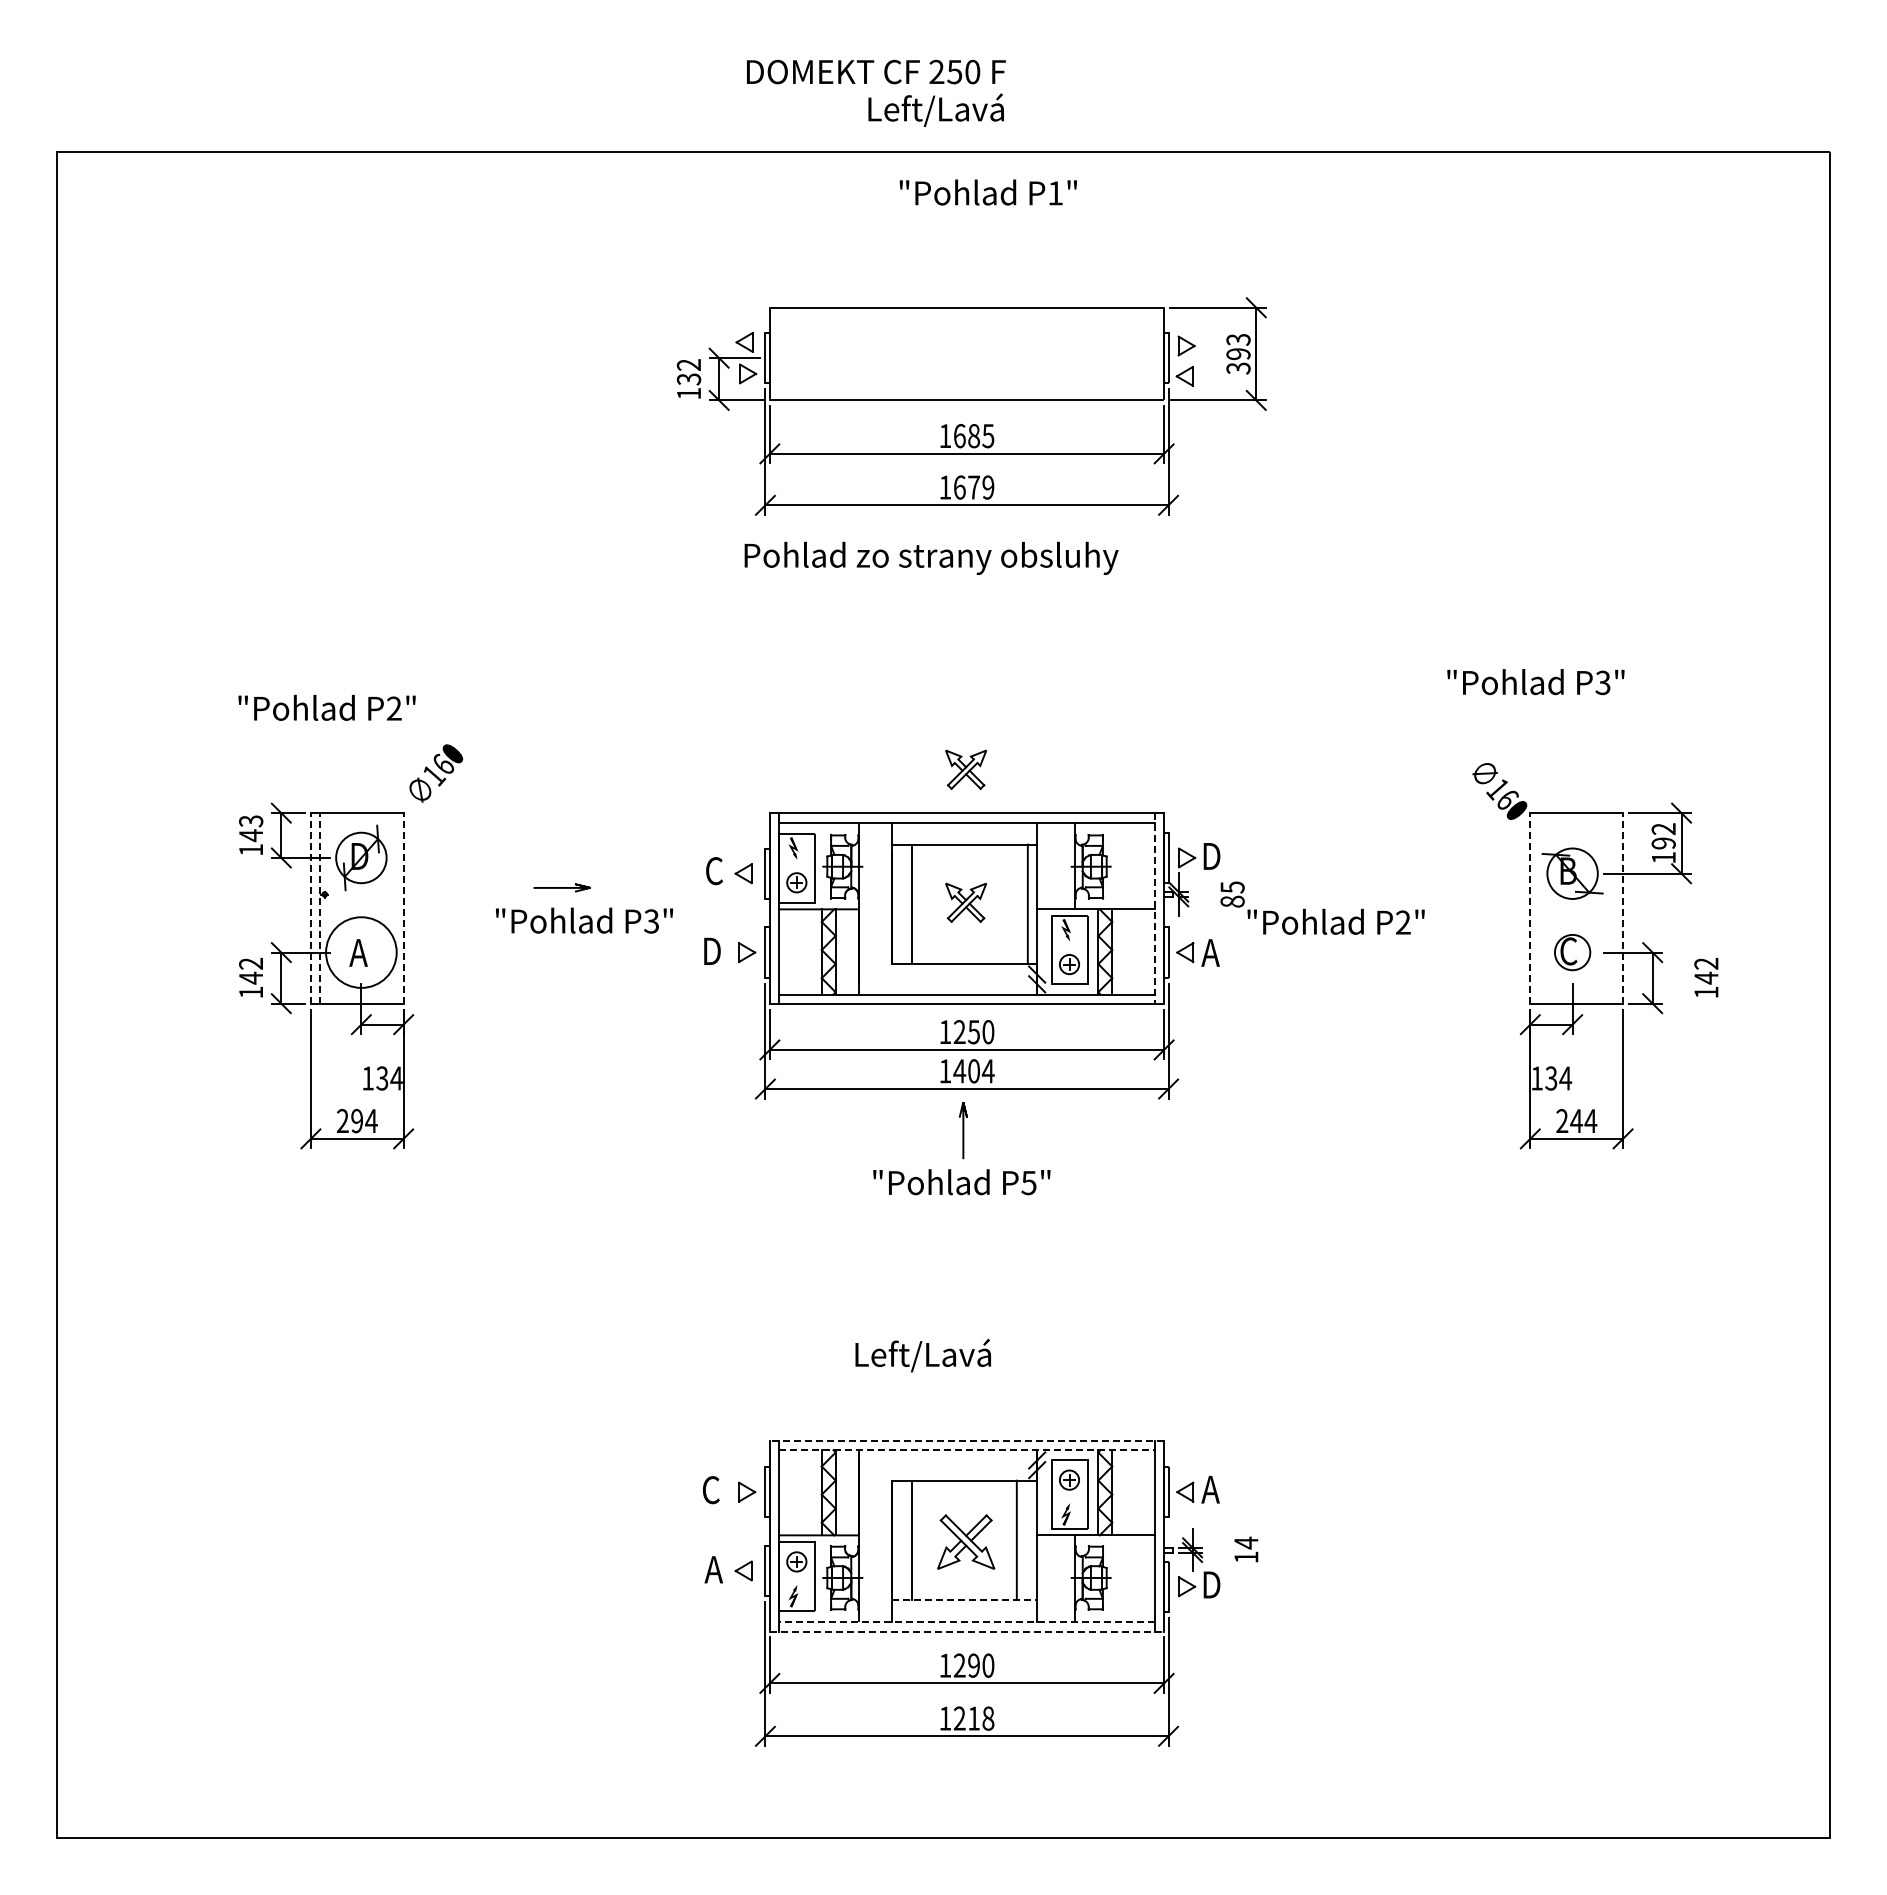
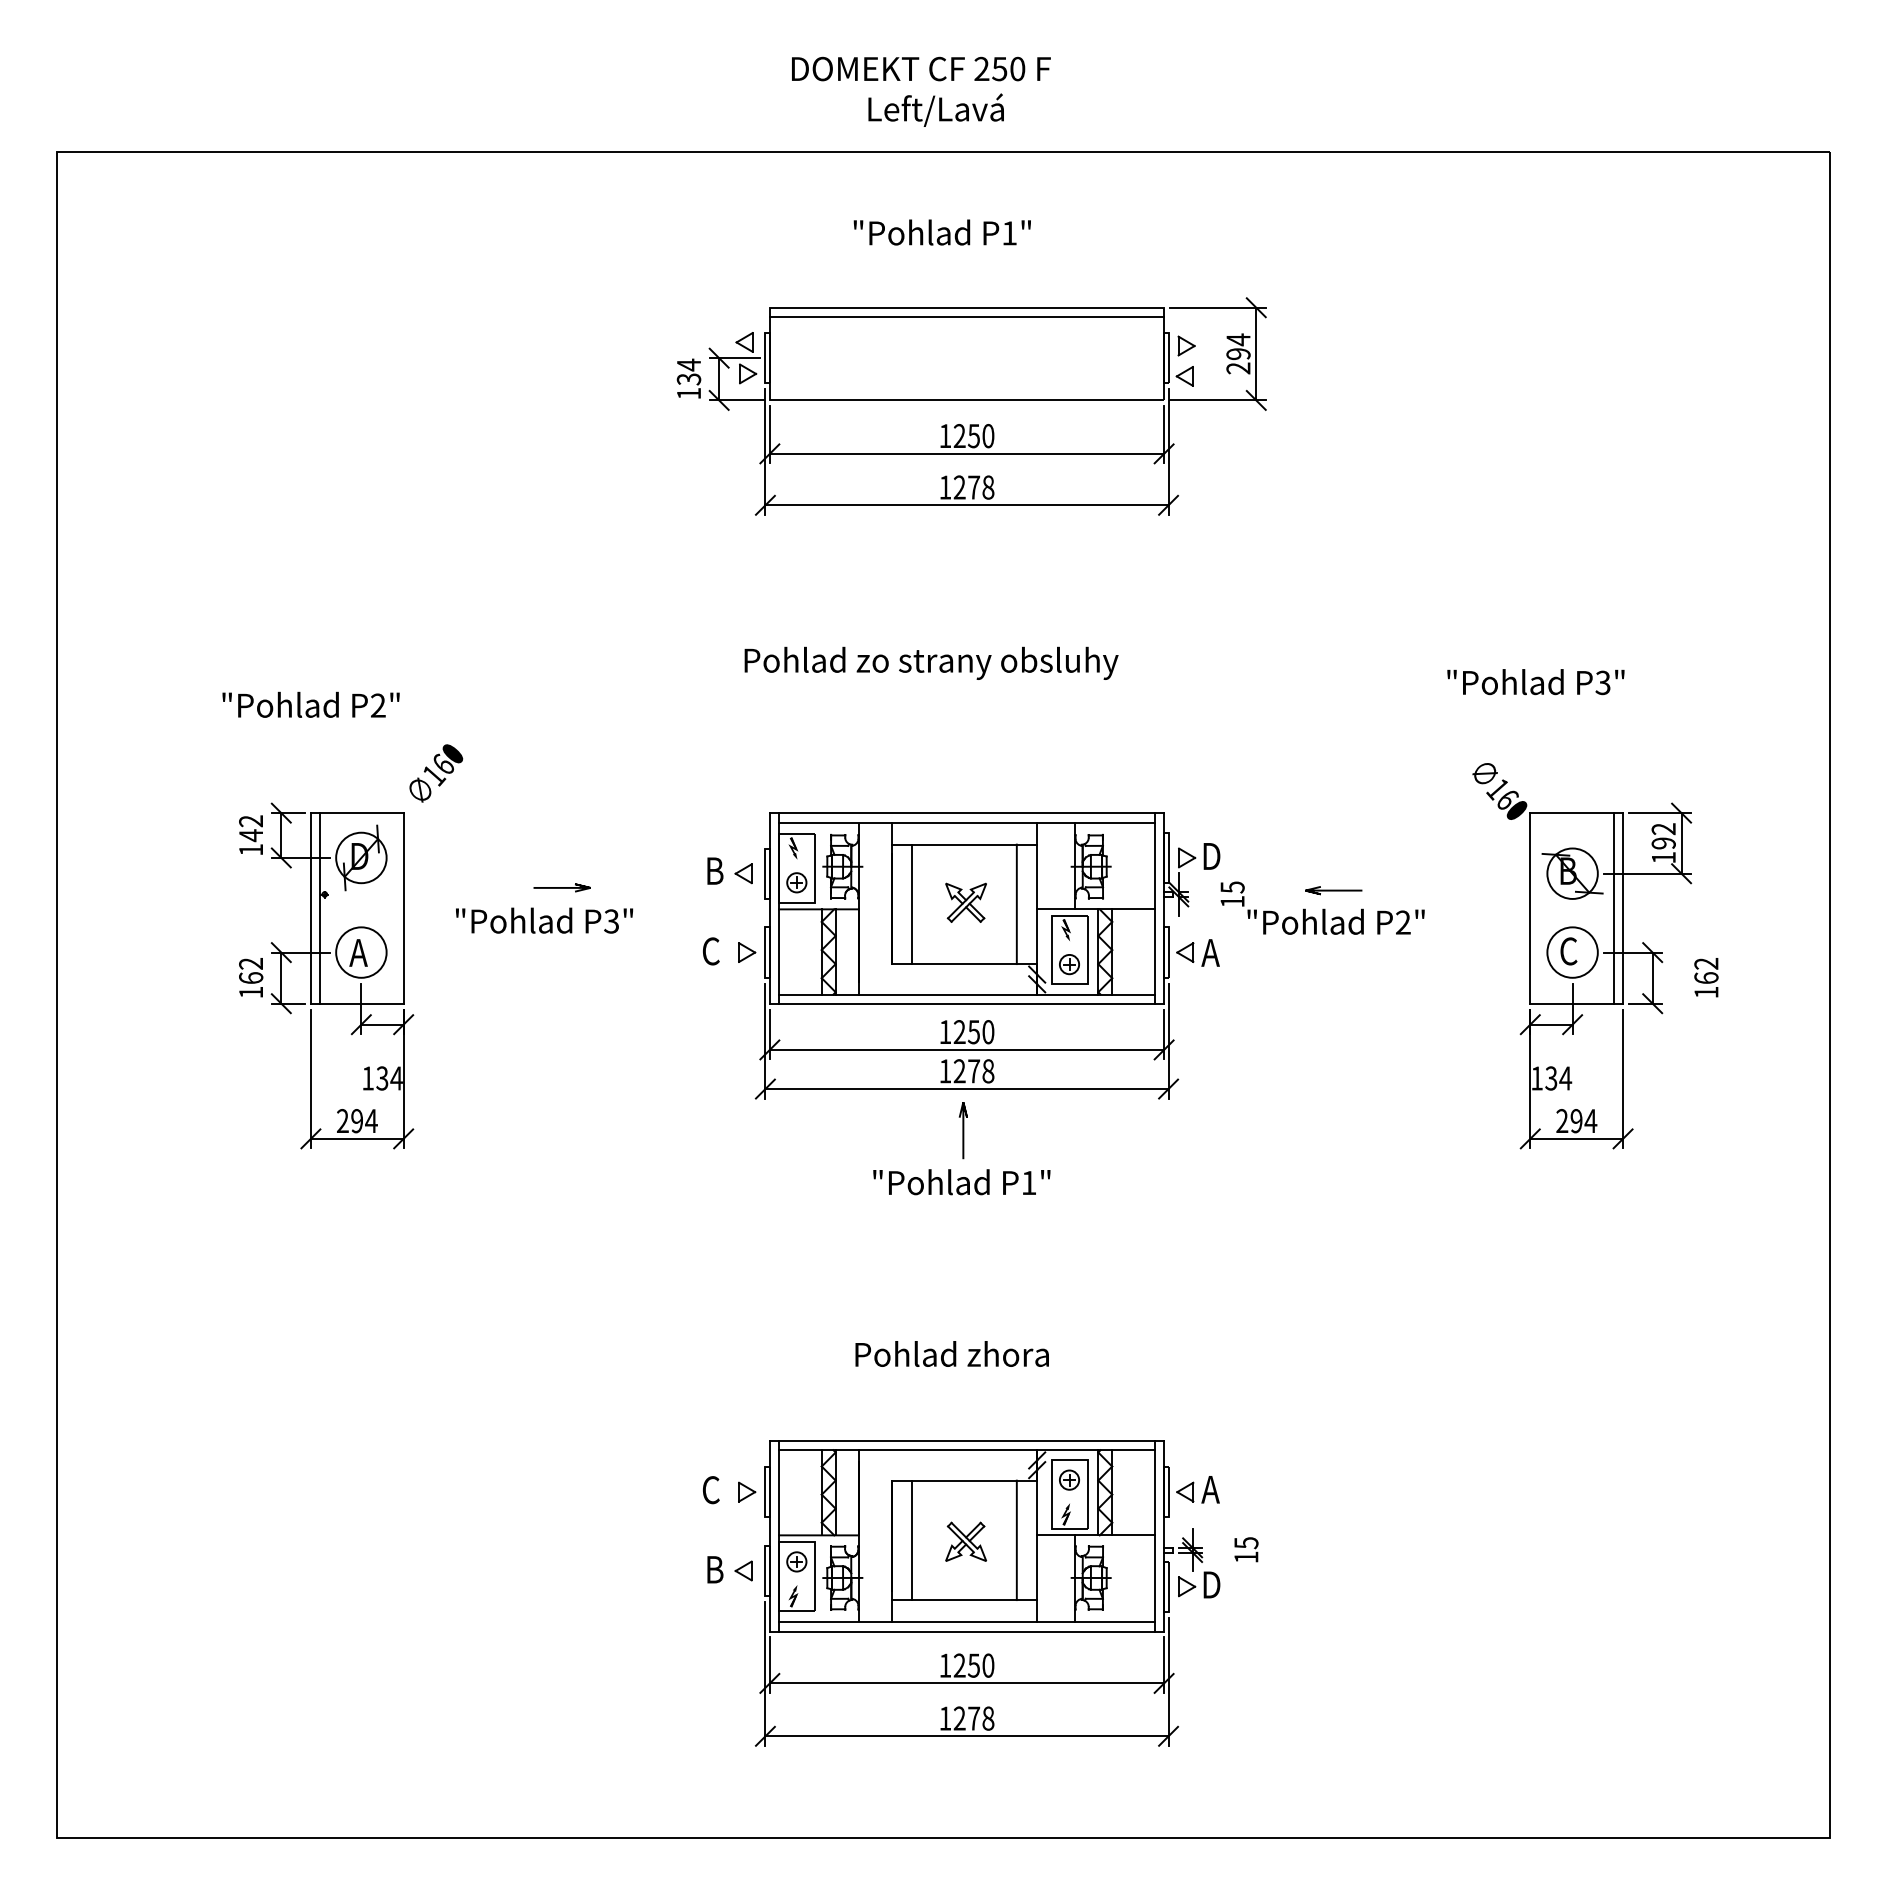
text position: (876, 71) -> (921, 68) (921, 68)
text position: (987, 192) -> (941, 232) (941, 232)
line: none -> present (966, 317)
text: 393 -> 294 (1238, 353)
text: 132 -> 134 (688, 364)
text: 1685 -> 1250 (973, 435)
text: 1679 -> 1278 (973, 487)
text position: (931, 557) -> (931, 662) (931, 662)
text position: (326, 707) -> (310, 704) (310, 704)
part: present -> none (965, 769)
text: 143 -> 142 (251, 821)
text: C -> B (714, 871)
line: none -> present (1333, 890)
text: 85 -> 15 (1232, 901)
line position: (1027, 904) -> (1016, 904) (1016, 904)
line: dashed -> solid (310, 907)
line: dashed -> solid (320, 907)
line: dashed -> solid (403, 907)
line: dashed -> solid (1530, 907)
line: dashed -> solid (1623, 907)
line: dashed -> solid (1155, 908)
line: none -> present (1613, 908)
text position: (584, 920) -> (544, 920) (544, 920)
text: D -> C (711, 951)
circle diameter: 71 px -> 50 px (361, 952)
circle diameter: 35 px -> 50 px (1572, 952)
text: 142 -> 162 (251, 977)
text: 142 -> 162 (1706, 977)
text: 1404 -> 1278 (973, 1071)
text: 244 -> 294 (1576, 1121)
text: P5" -> P1" (1028, 1183)
text: Left/Lavá -> Pohlad zhora (953, 1355)
line: dashed -> solid (966, 1441)
line: dashed -> solid (967, 1450)
part size: 59x56 px -> 42x41 px (965, 1541)
text: 14 -> 15 (1246, 1542)
text: A -> B (713, 1569)
line: dashed -> solid (964, 1600)
line: dashed -> solid (967, 1622)
line: dashed -> solid (967, 1631)
text: 1290 -> 1250 (973, 1665)
text: 1218 -> 1278 (974, 1718)
